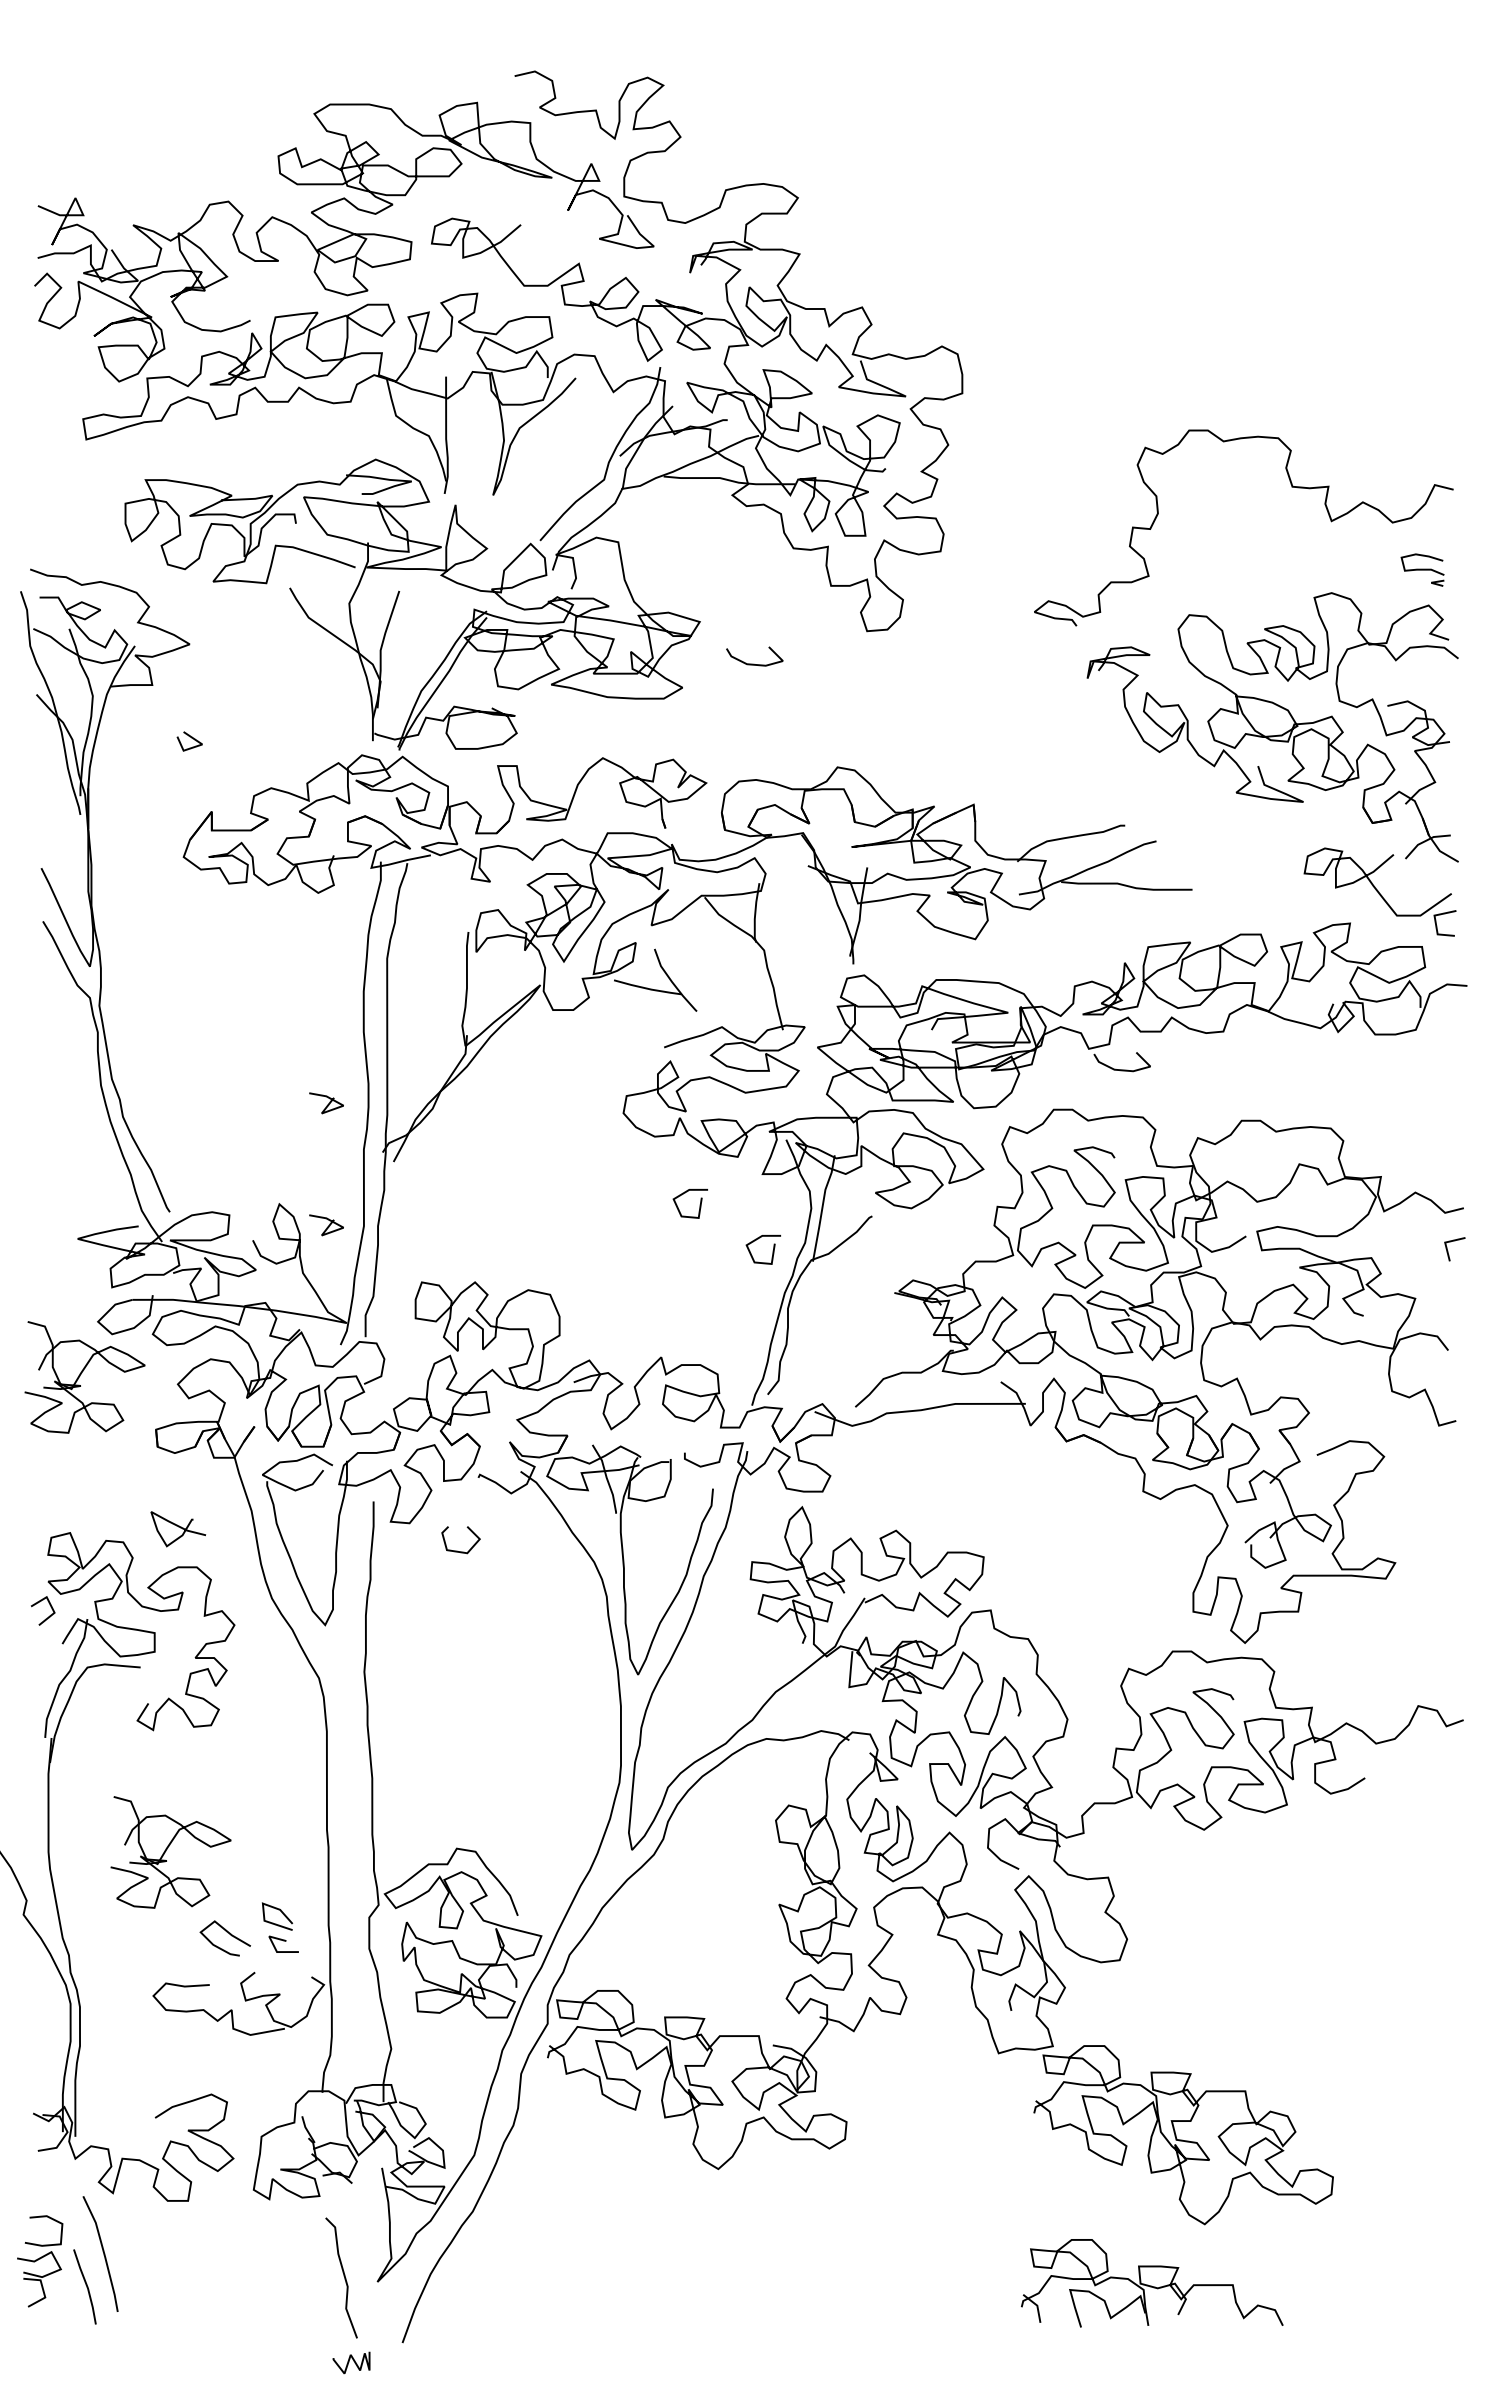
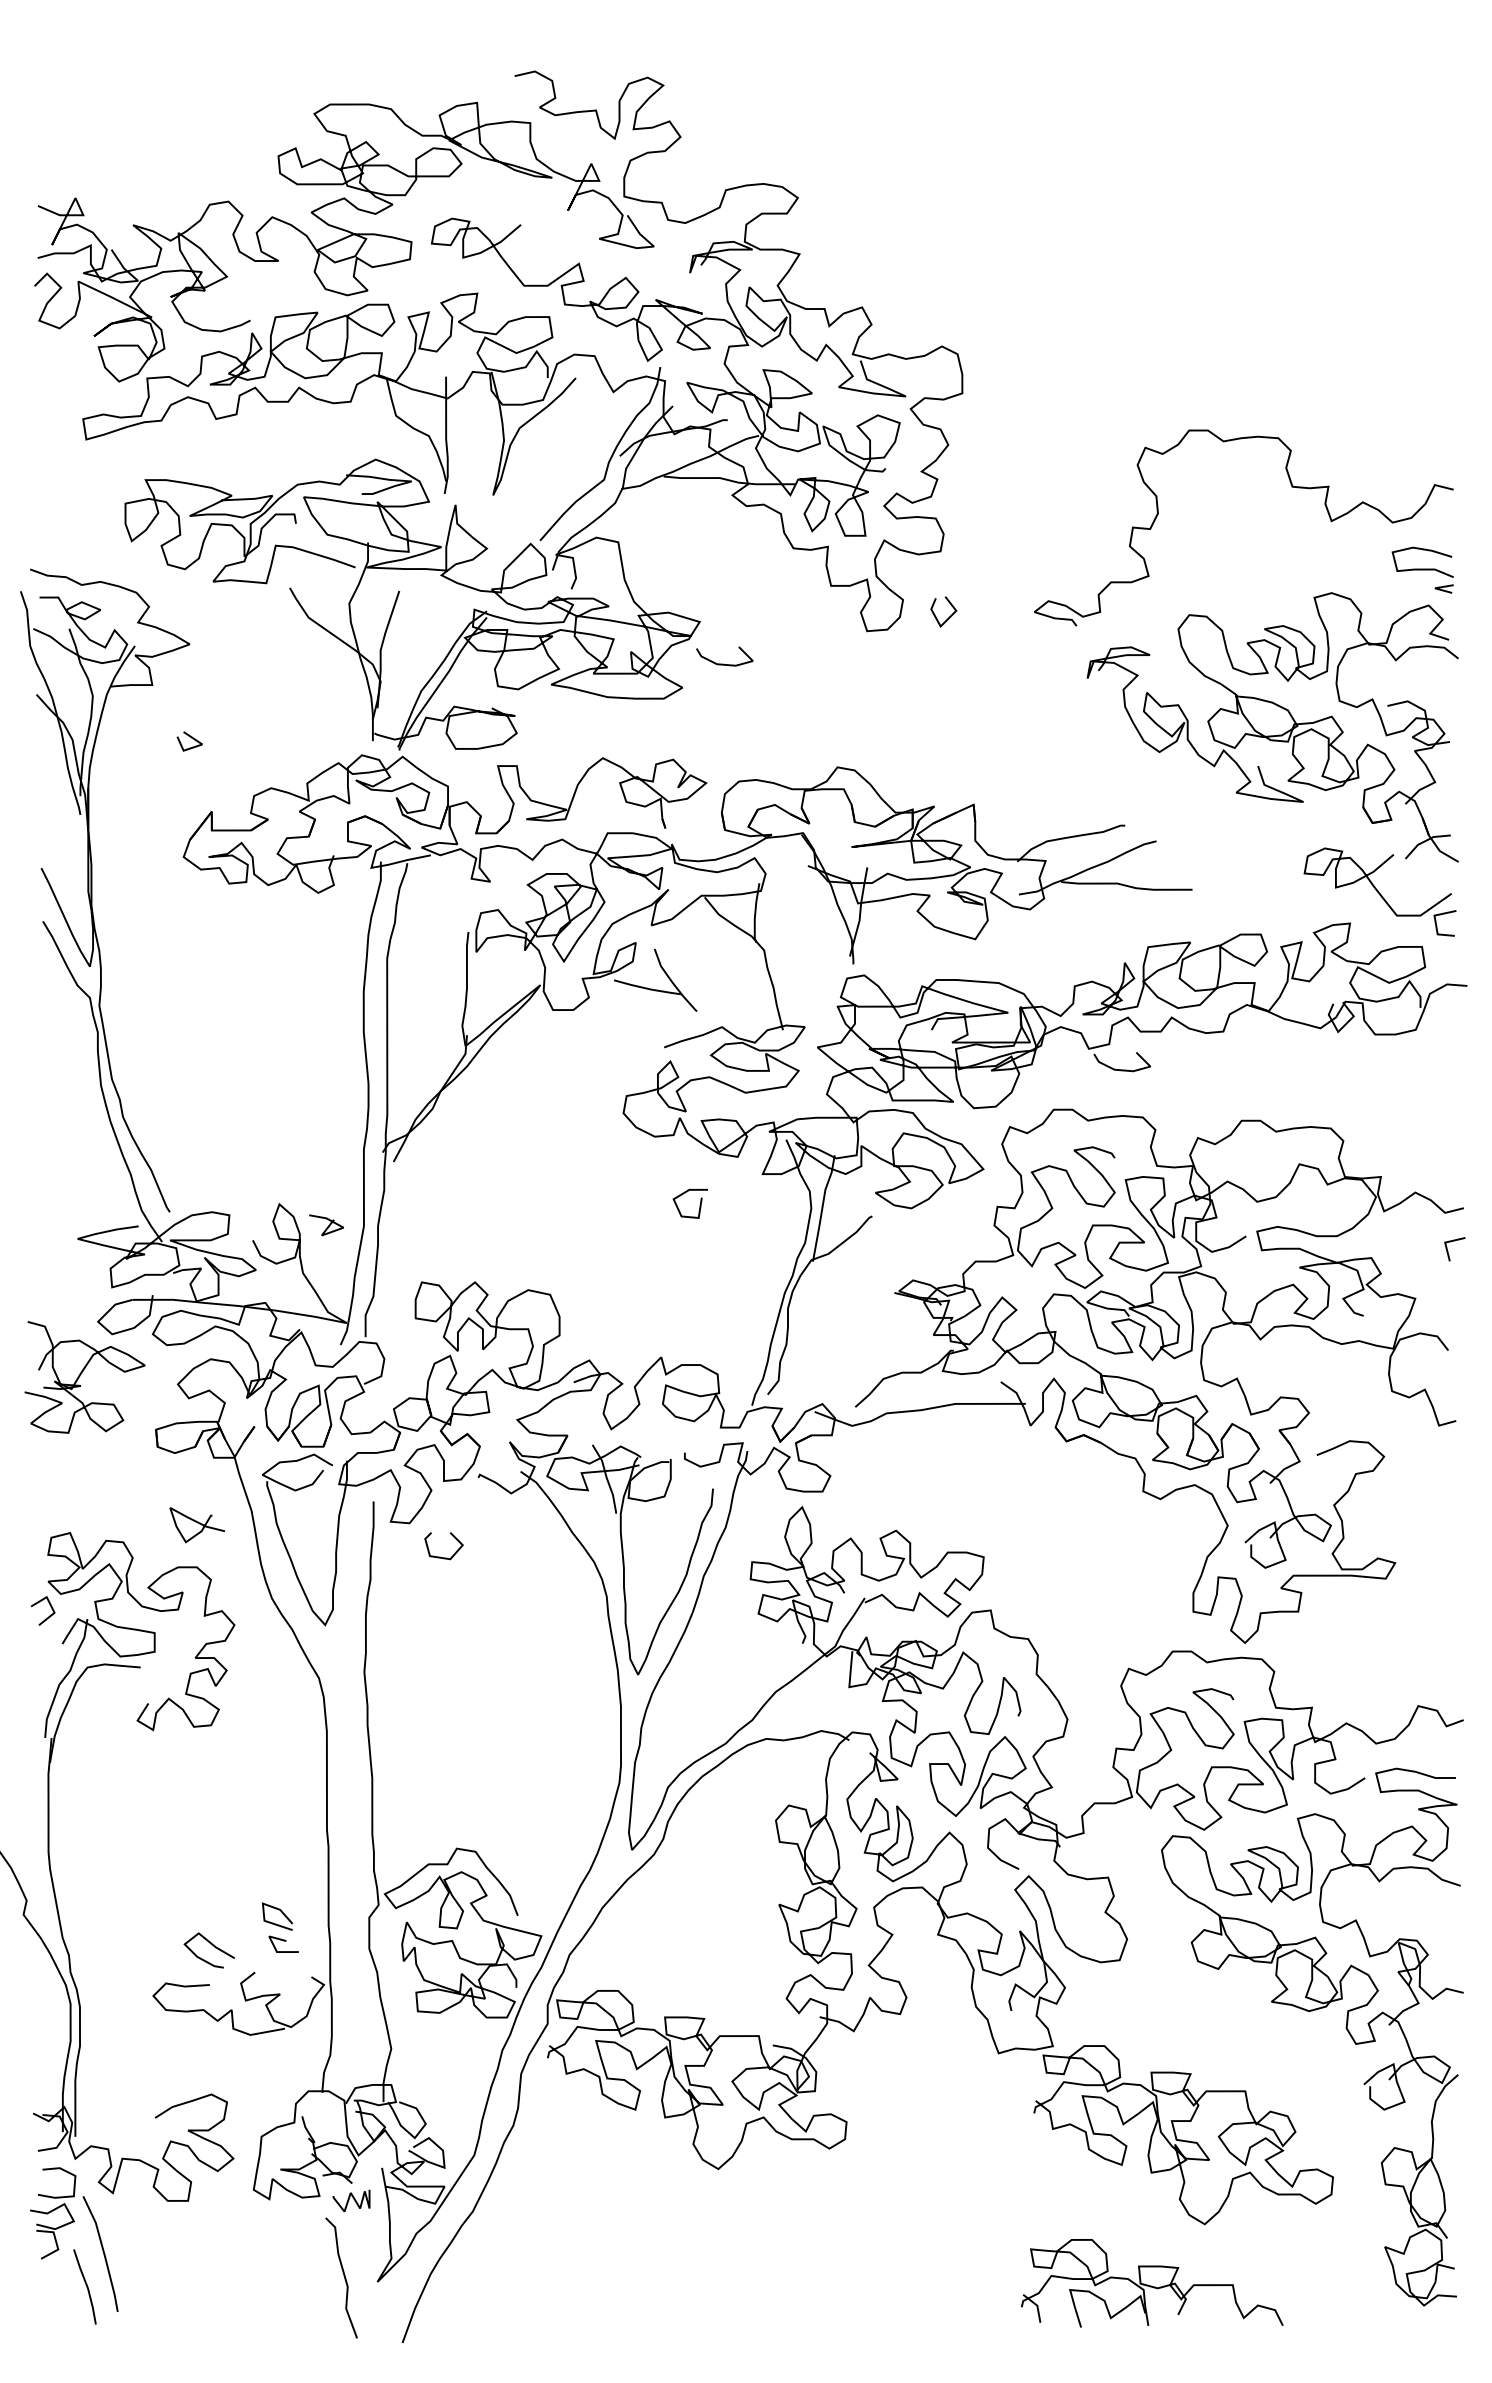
part size: 45x34 px -> 63x48 px (1422, 569)
line: none -> present (949, 616)
curve position: (754, 663) -> (724, 663) (724, 663)
curve: present -> none (327, 1104)
curve: present -> none (772, 1250)
curve position: (178, 1527) -> (197, 1523) (197, 1523)
curve position: (457, 1550) -> (440, 1556) (440, 1556)
part: present -> none (170, 1852)
curve position: (226, 1932) -> (210, 1944) (210, 1944)
part: none -> present (1312, 2011)
part position: (40, 2261) -> (53, 2213) (53, 2213)
curve position: (349, 2362) -> (349, 2200) (349, 2200)
